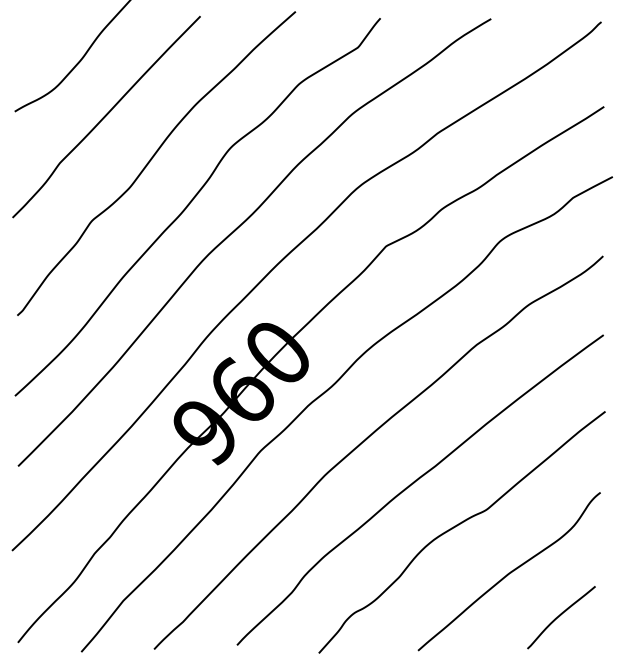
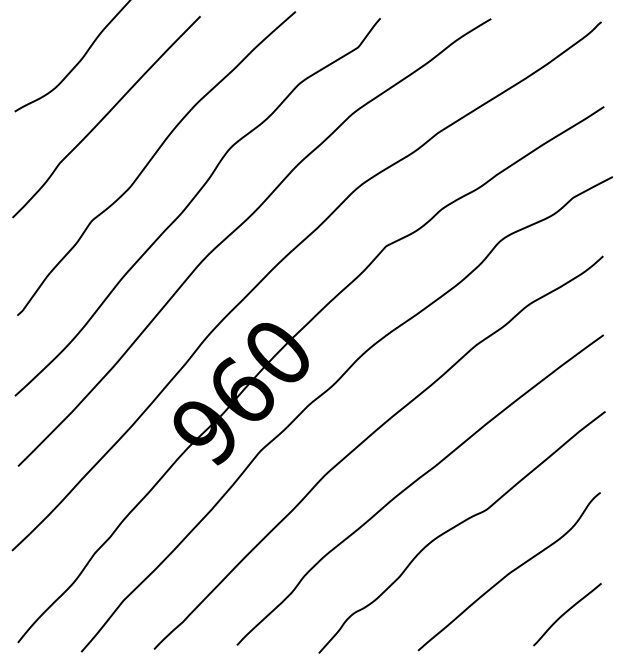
curve position: (560, 616) -> (566, 613) (566, 613)
